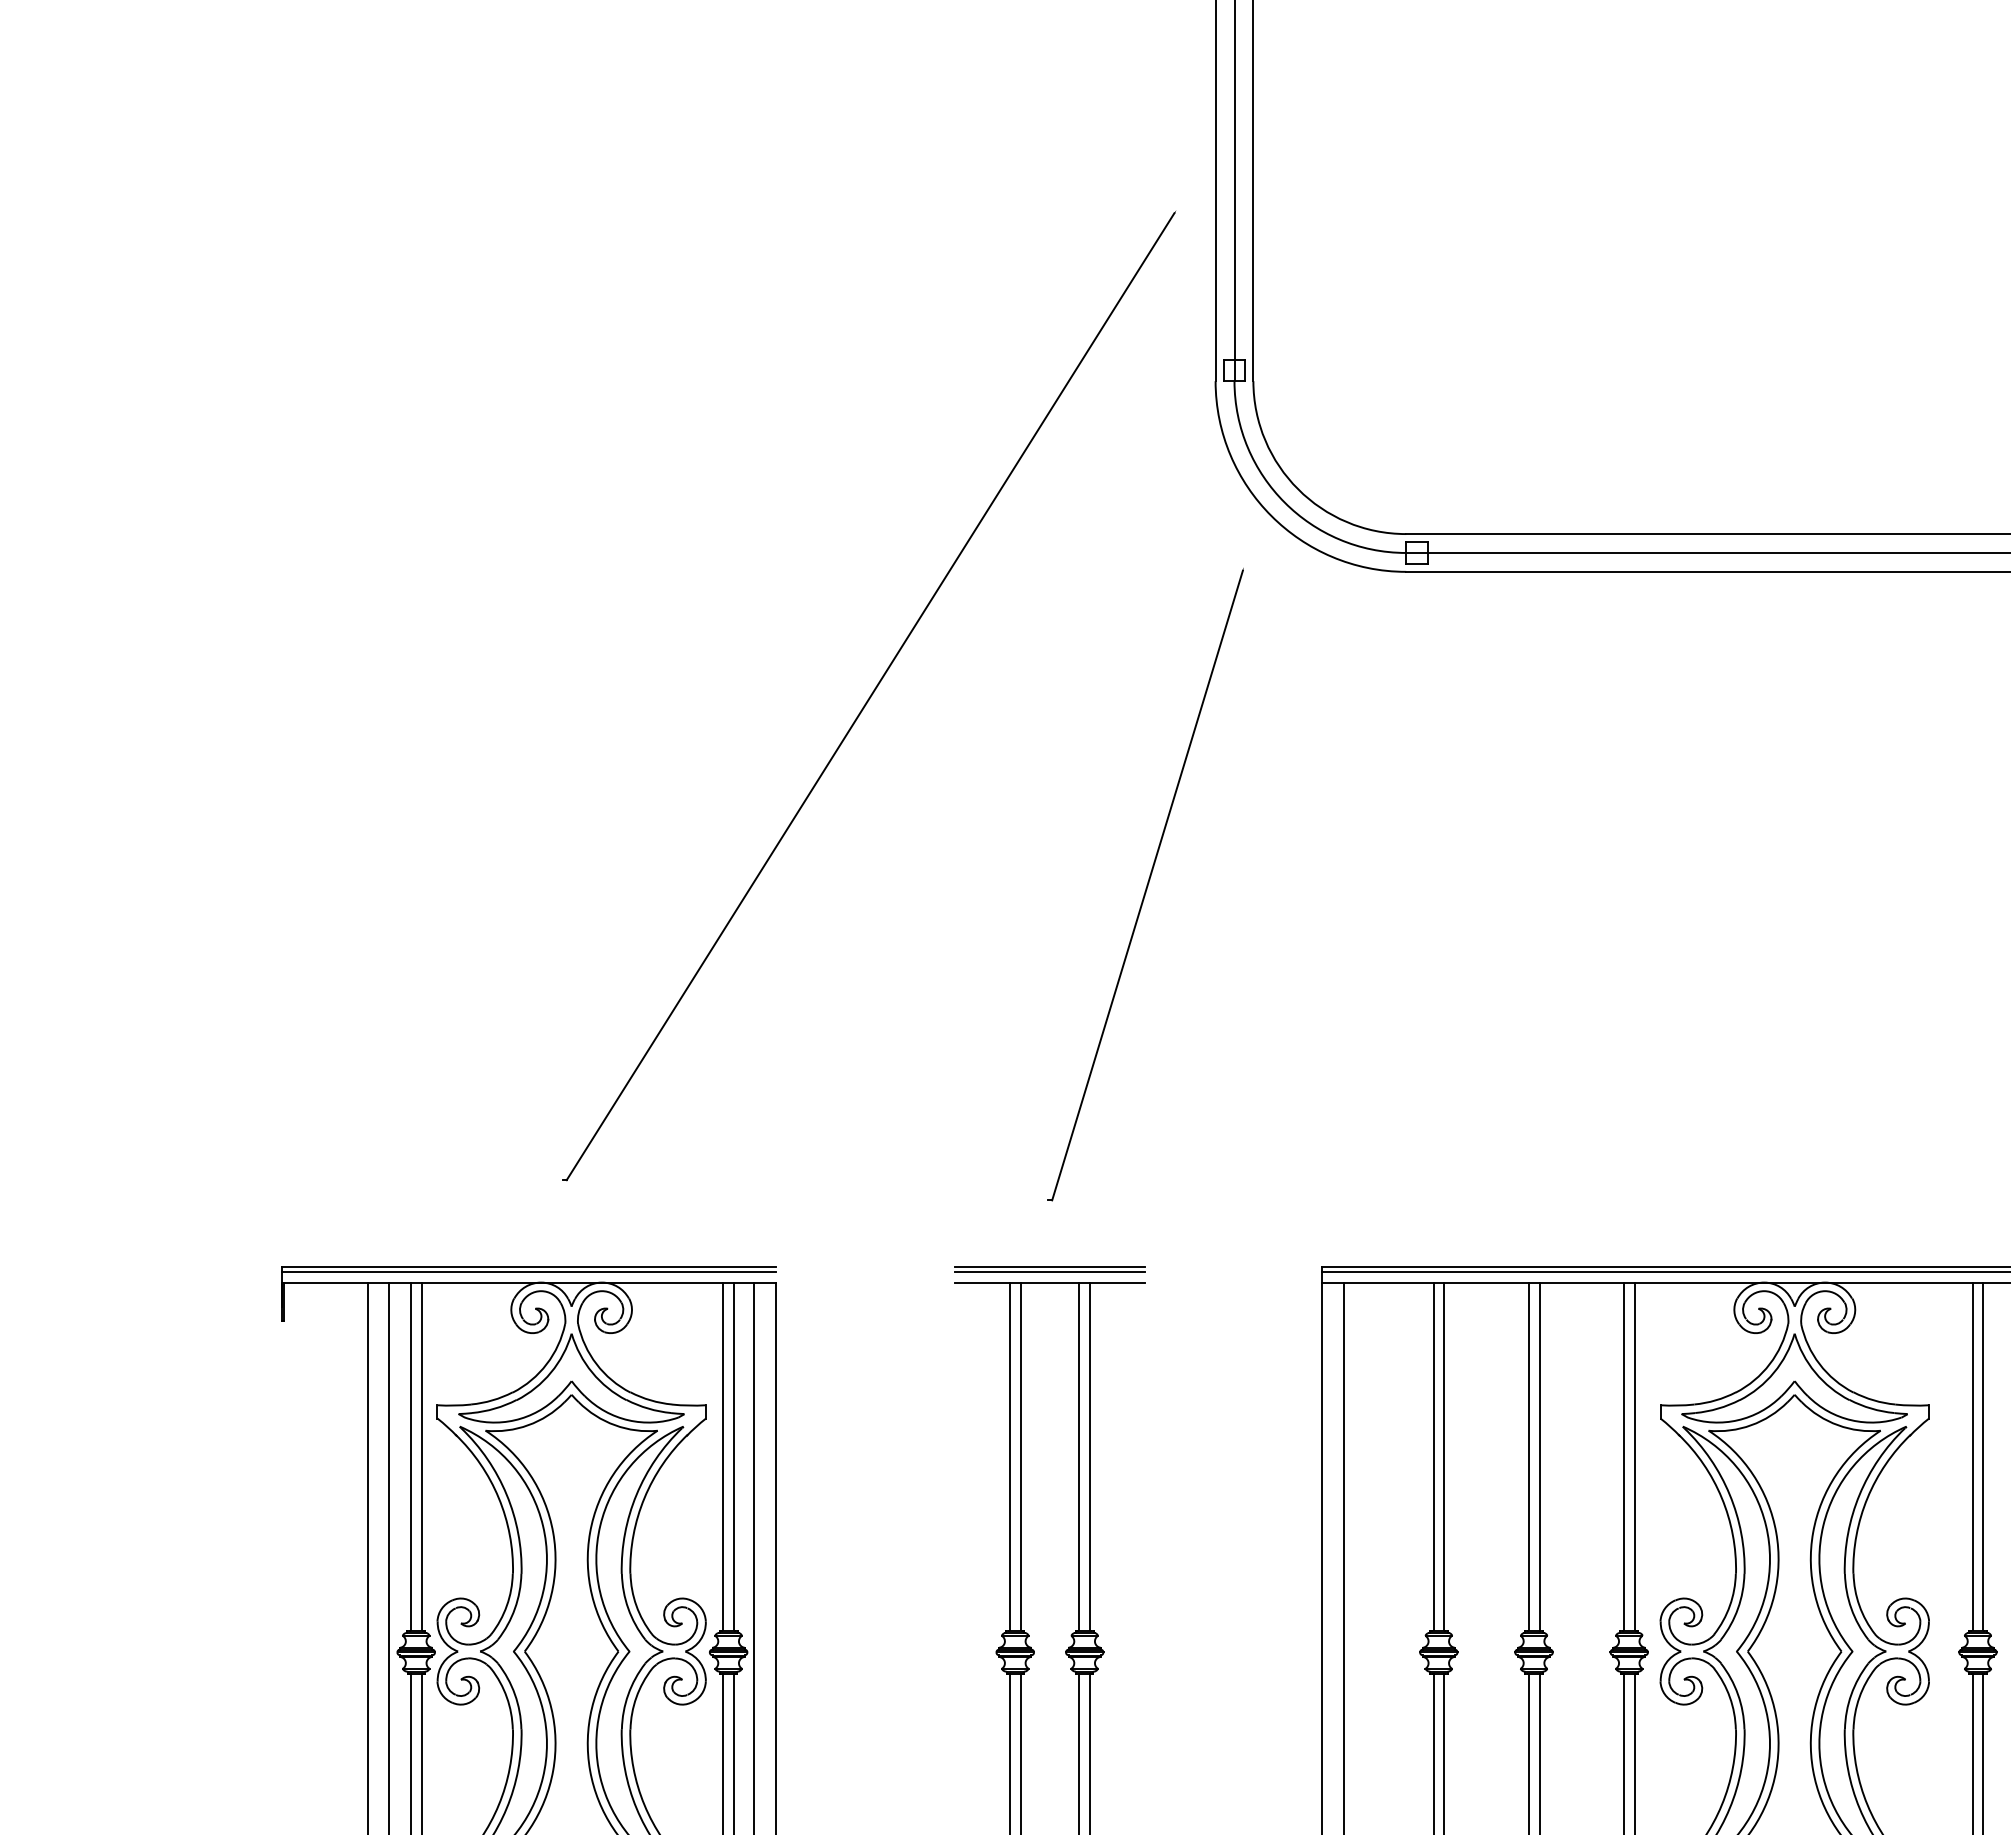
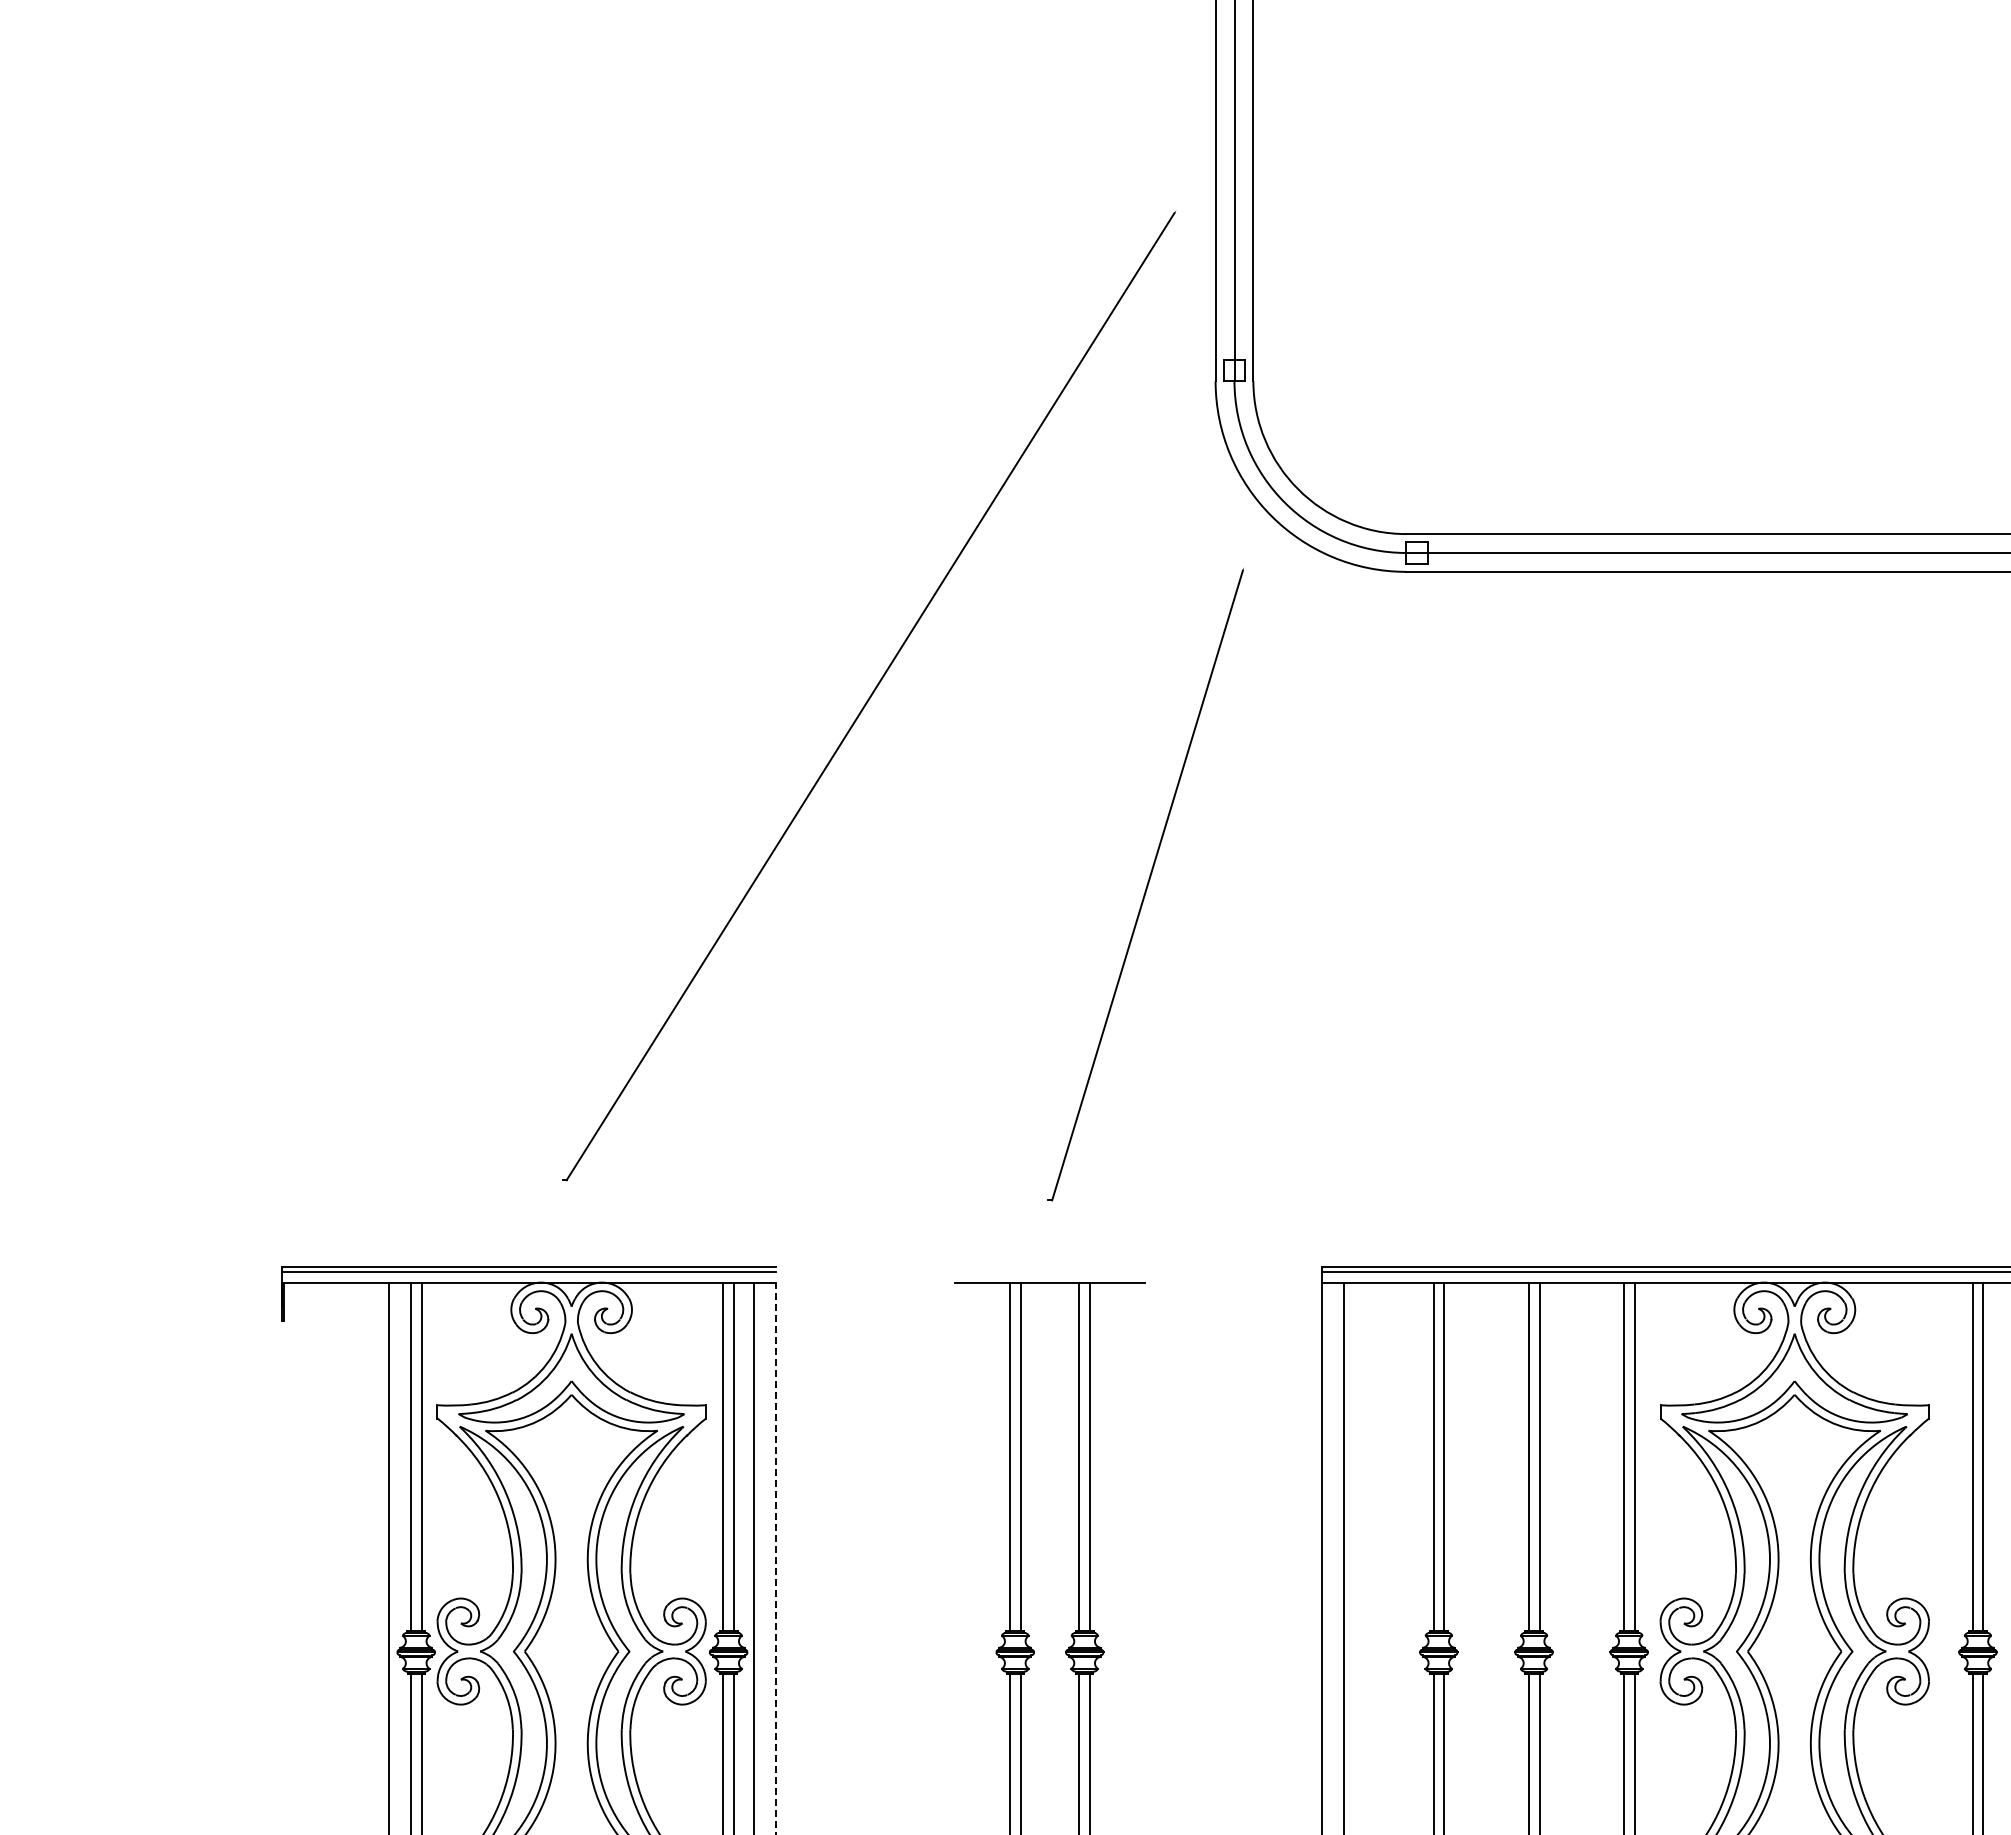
part: present -> none (1049, 1269)
line: present -> none (367, 1557)
line: solid -> dashed (775, 1559)
